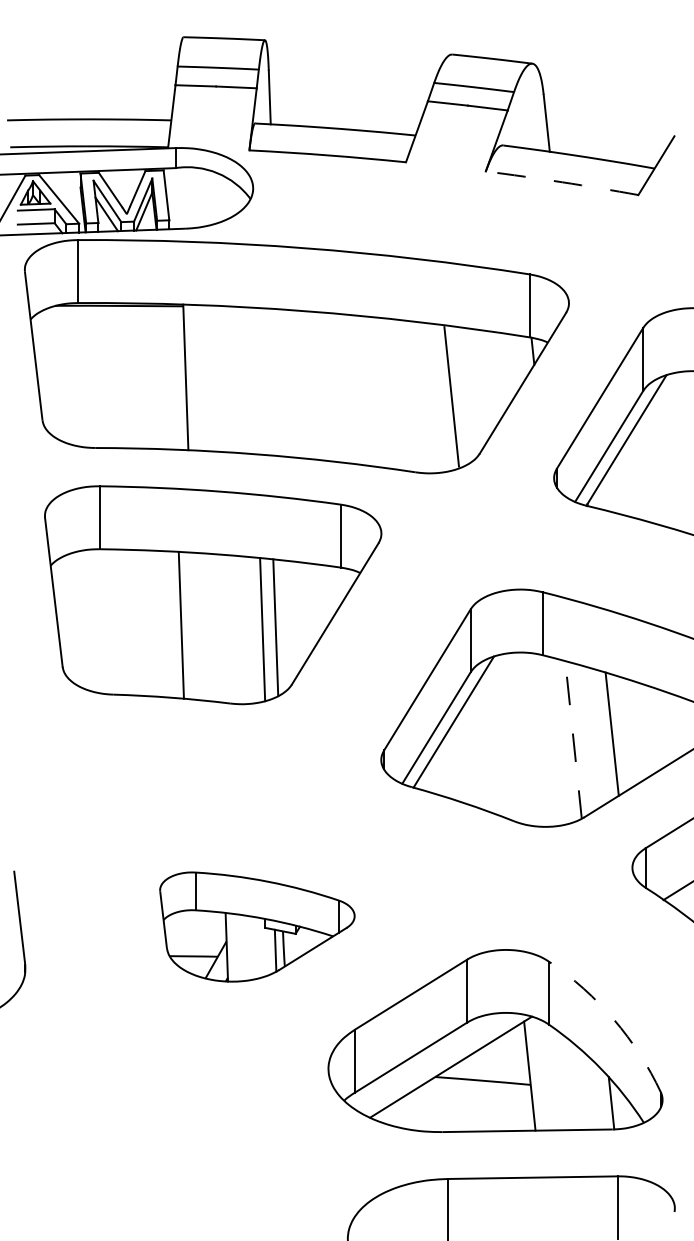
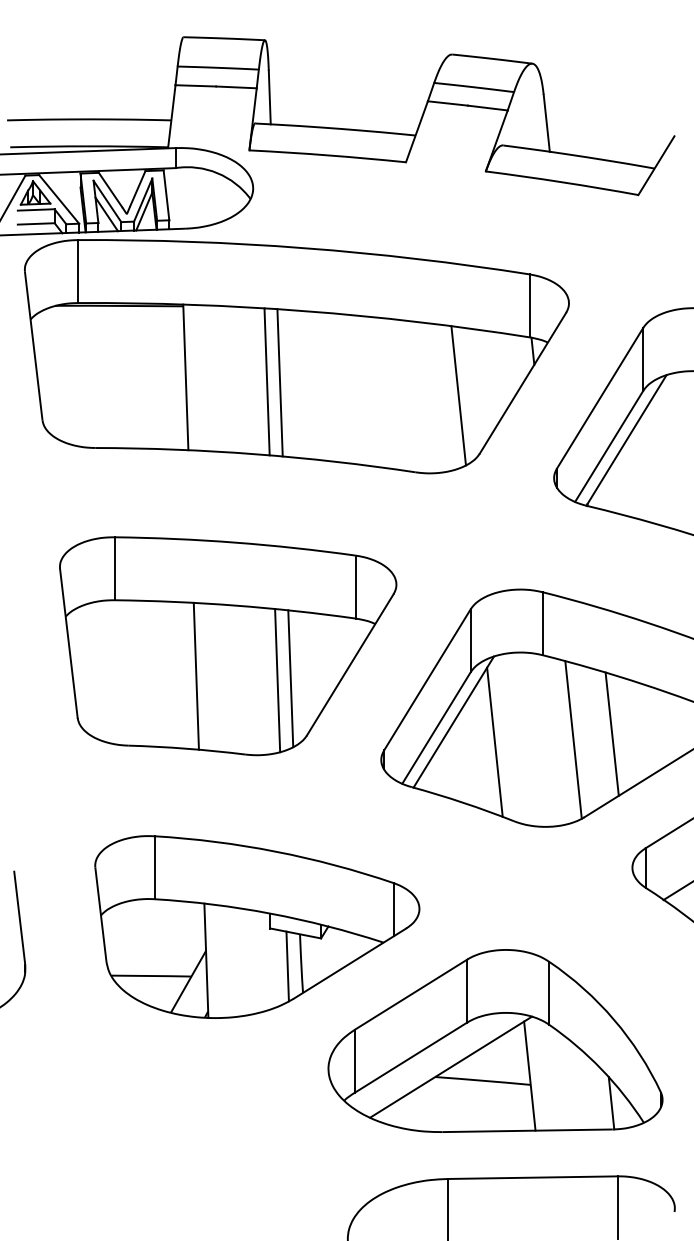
arc: dashed -> solid (562, 182)
line: none -> present (266, 381)
line: none -> present (279, 382)
line position: (451, 396) -> (458, 395) (458, 395)
part position: (213, 595) -> (228, 646) (228, 646)
line: dashed -> solid (573, 739)
line: none -> present (494, 741)
part size: 197x112 px -> 327x184 px (257, 926)
arc: dashed -> solid (614, 1019)
